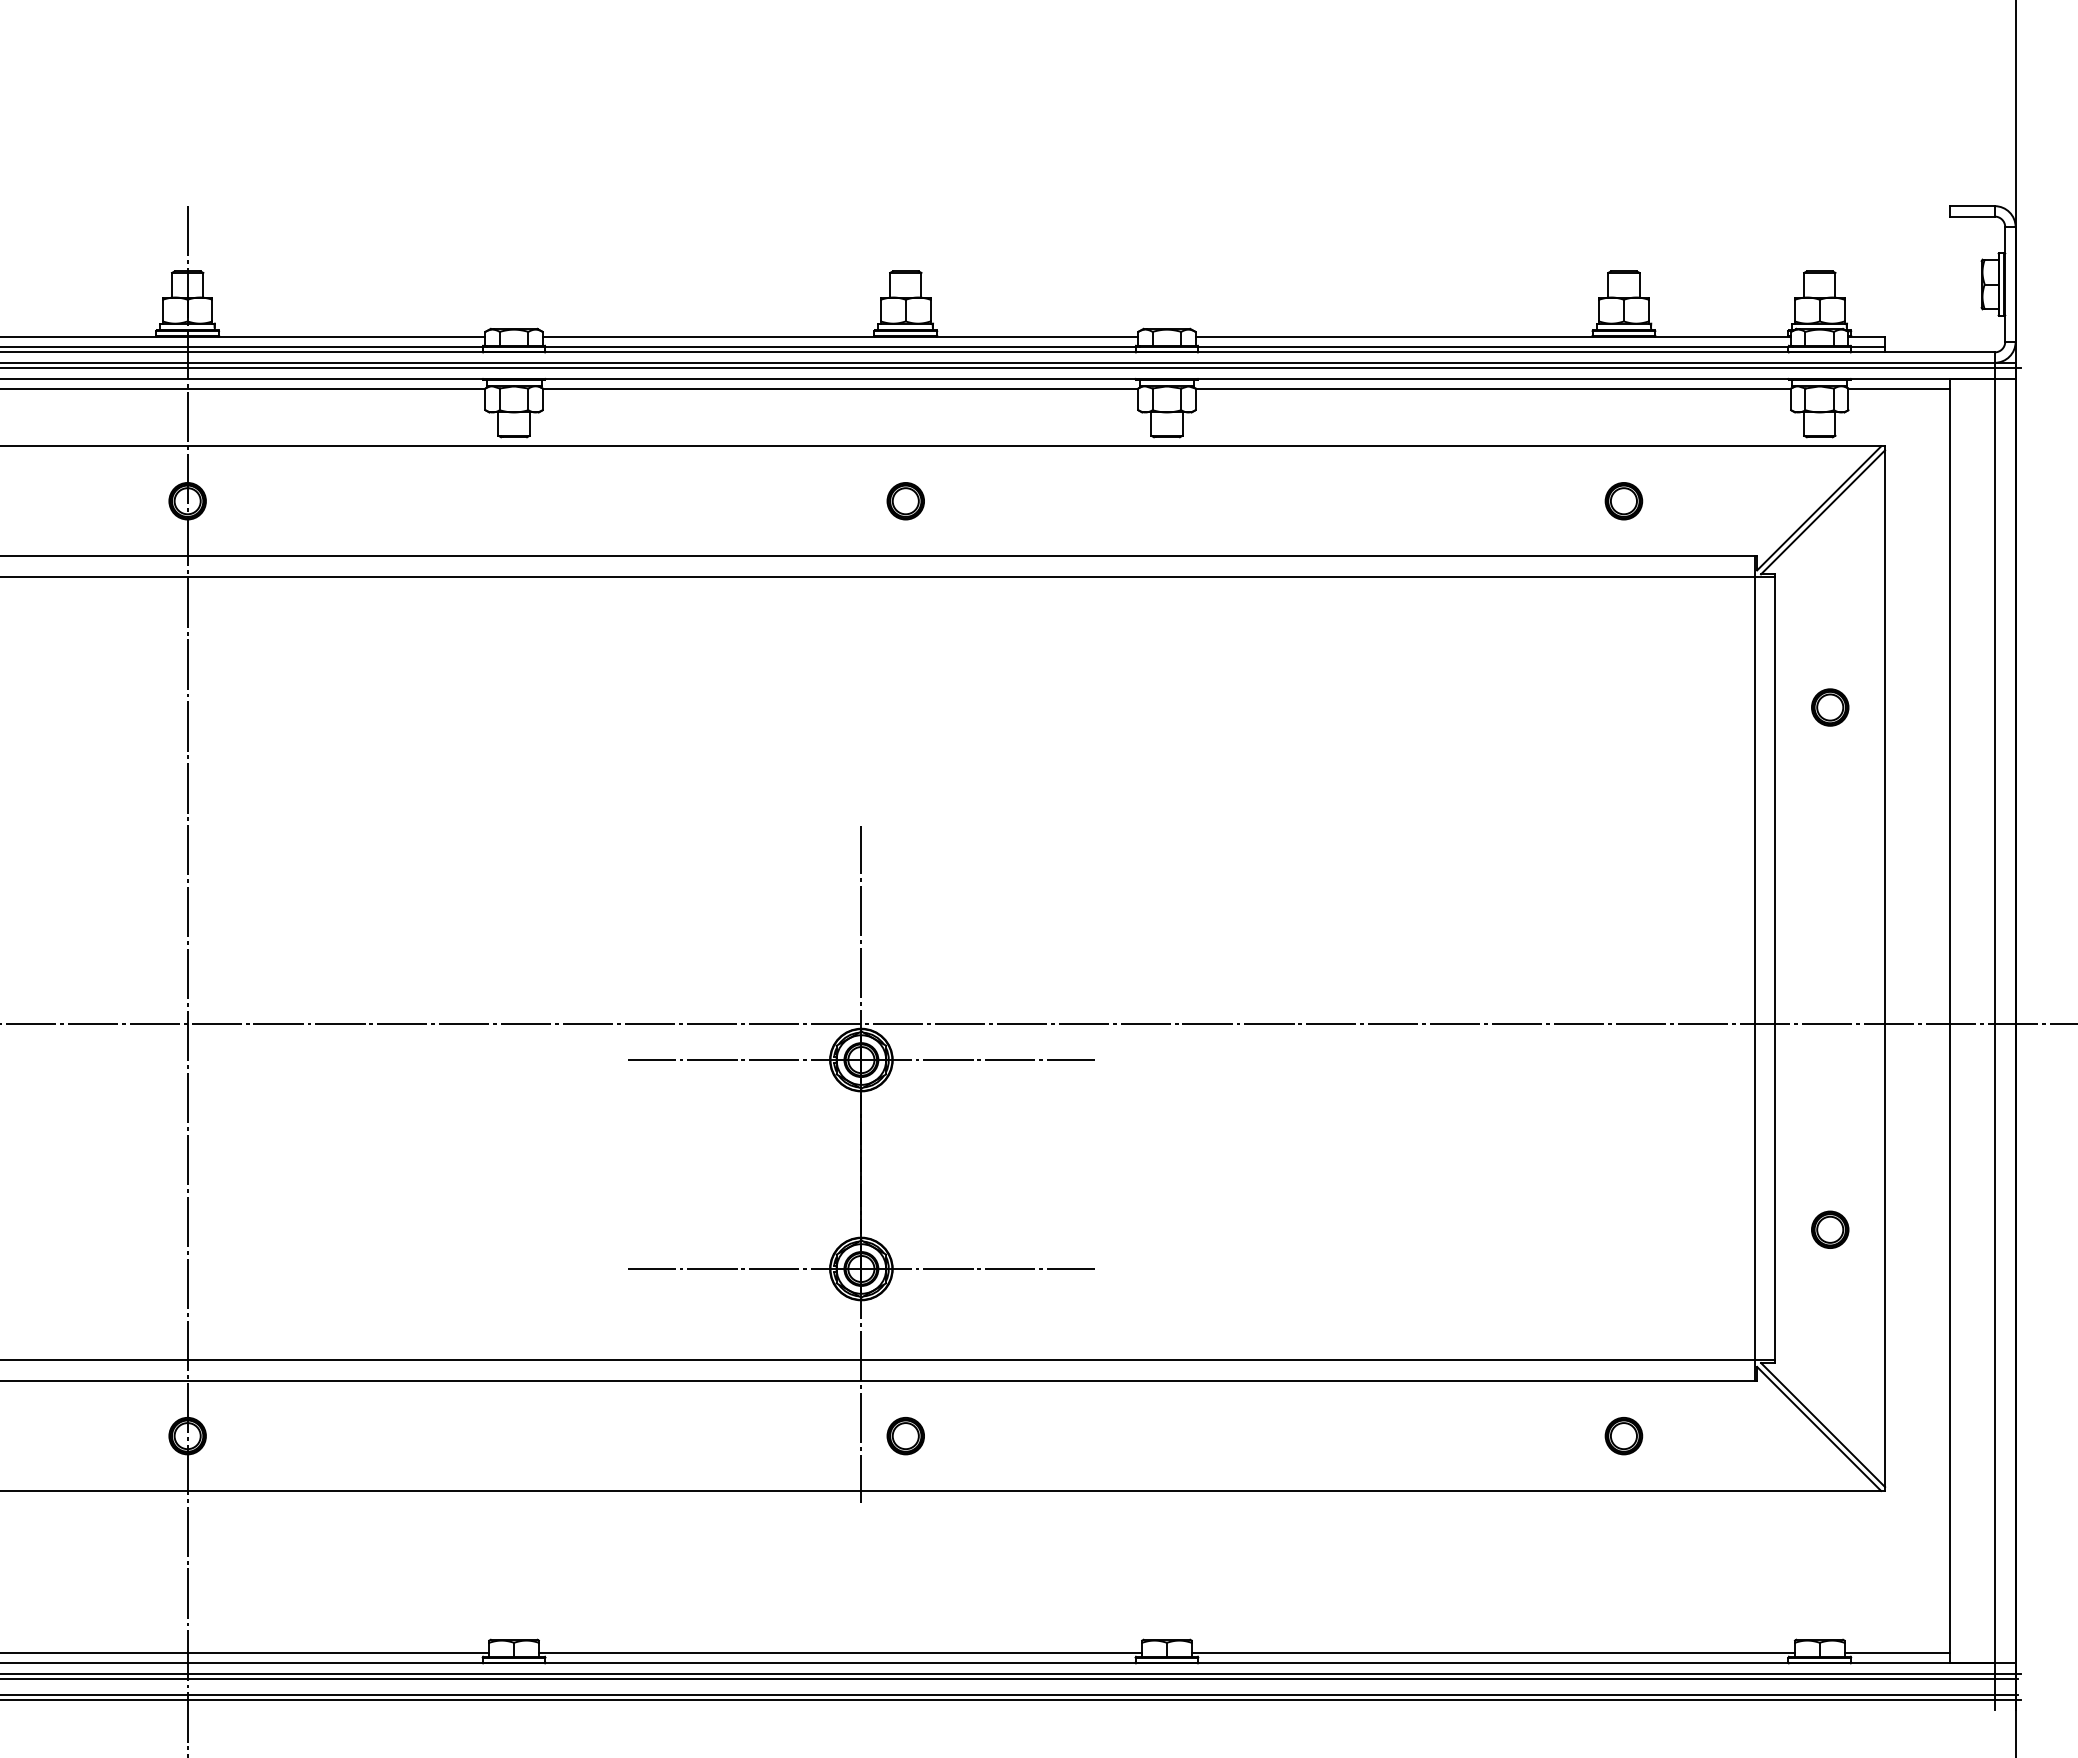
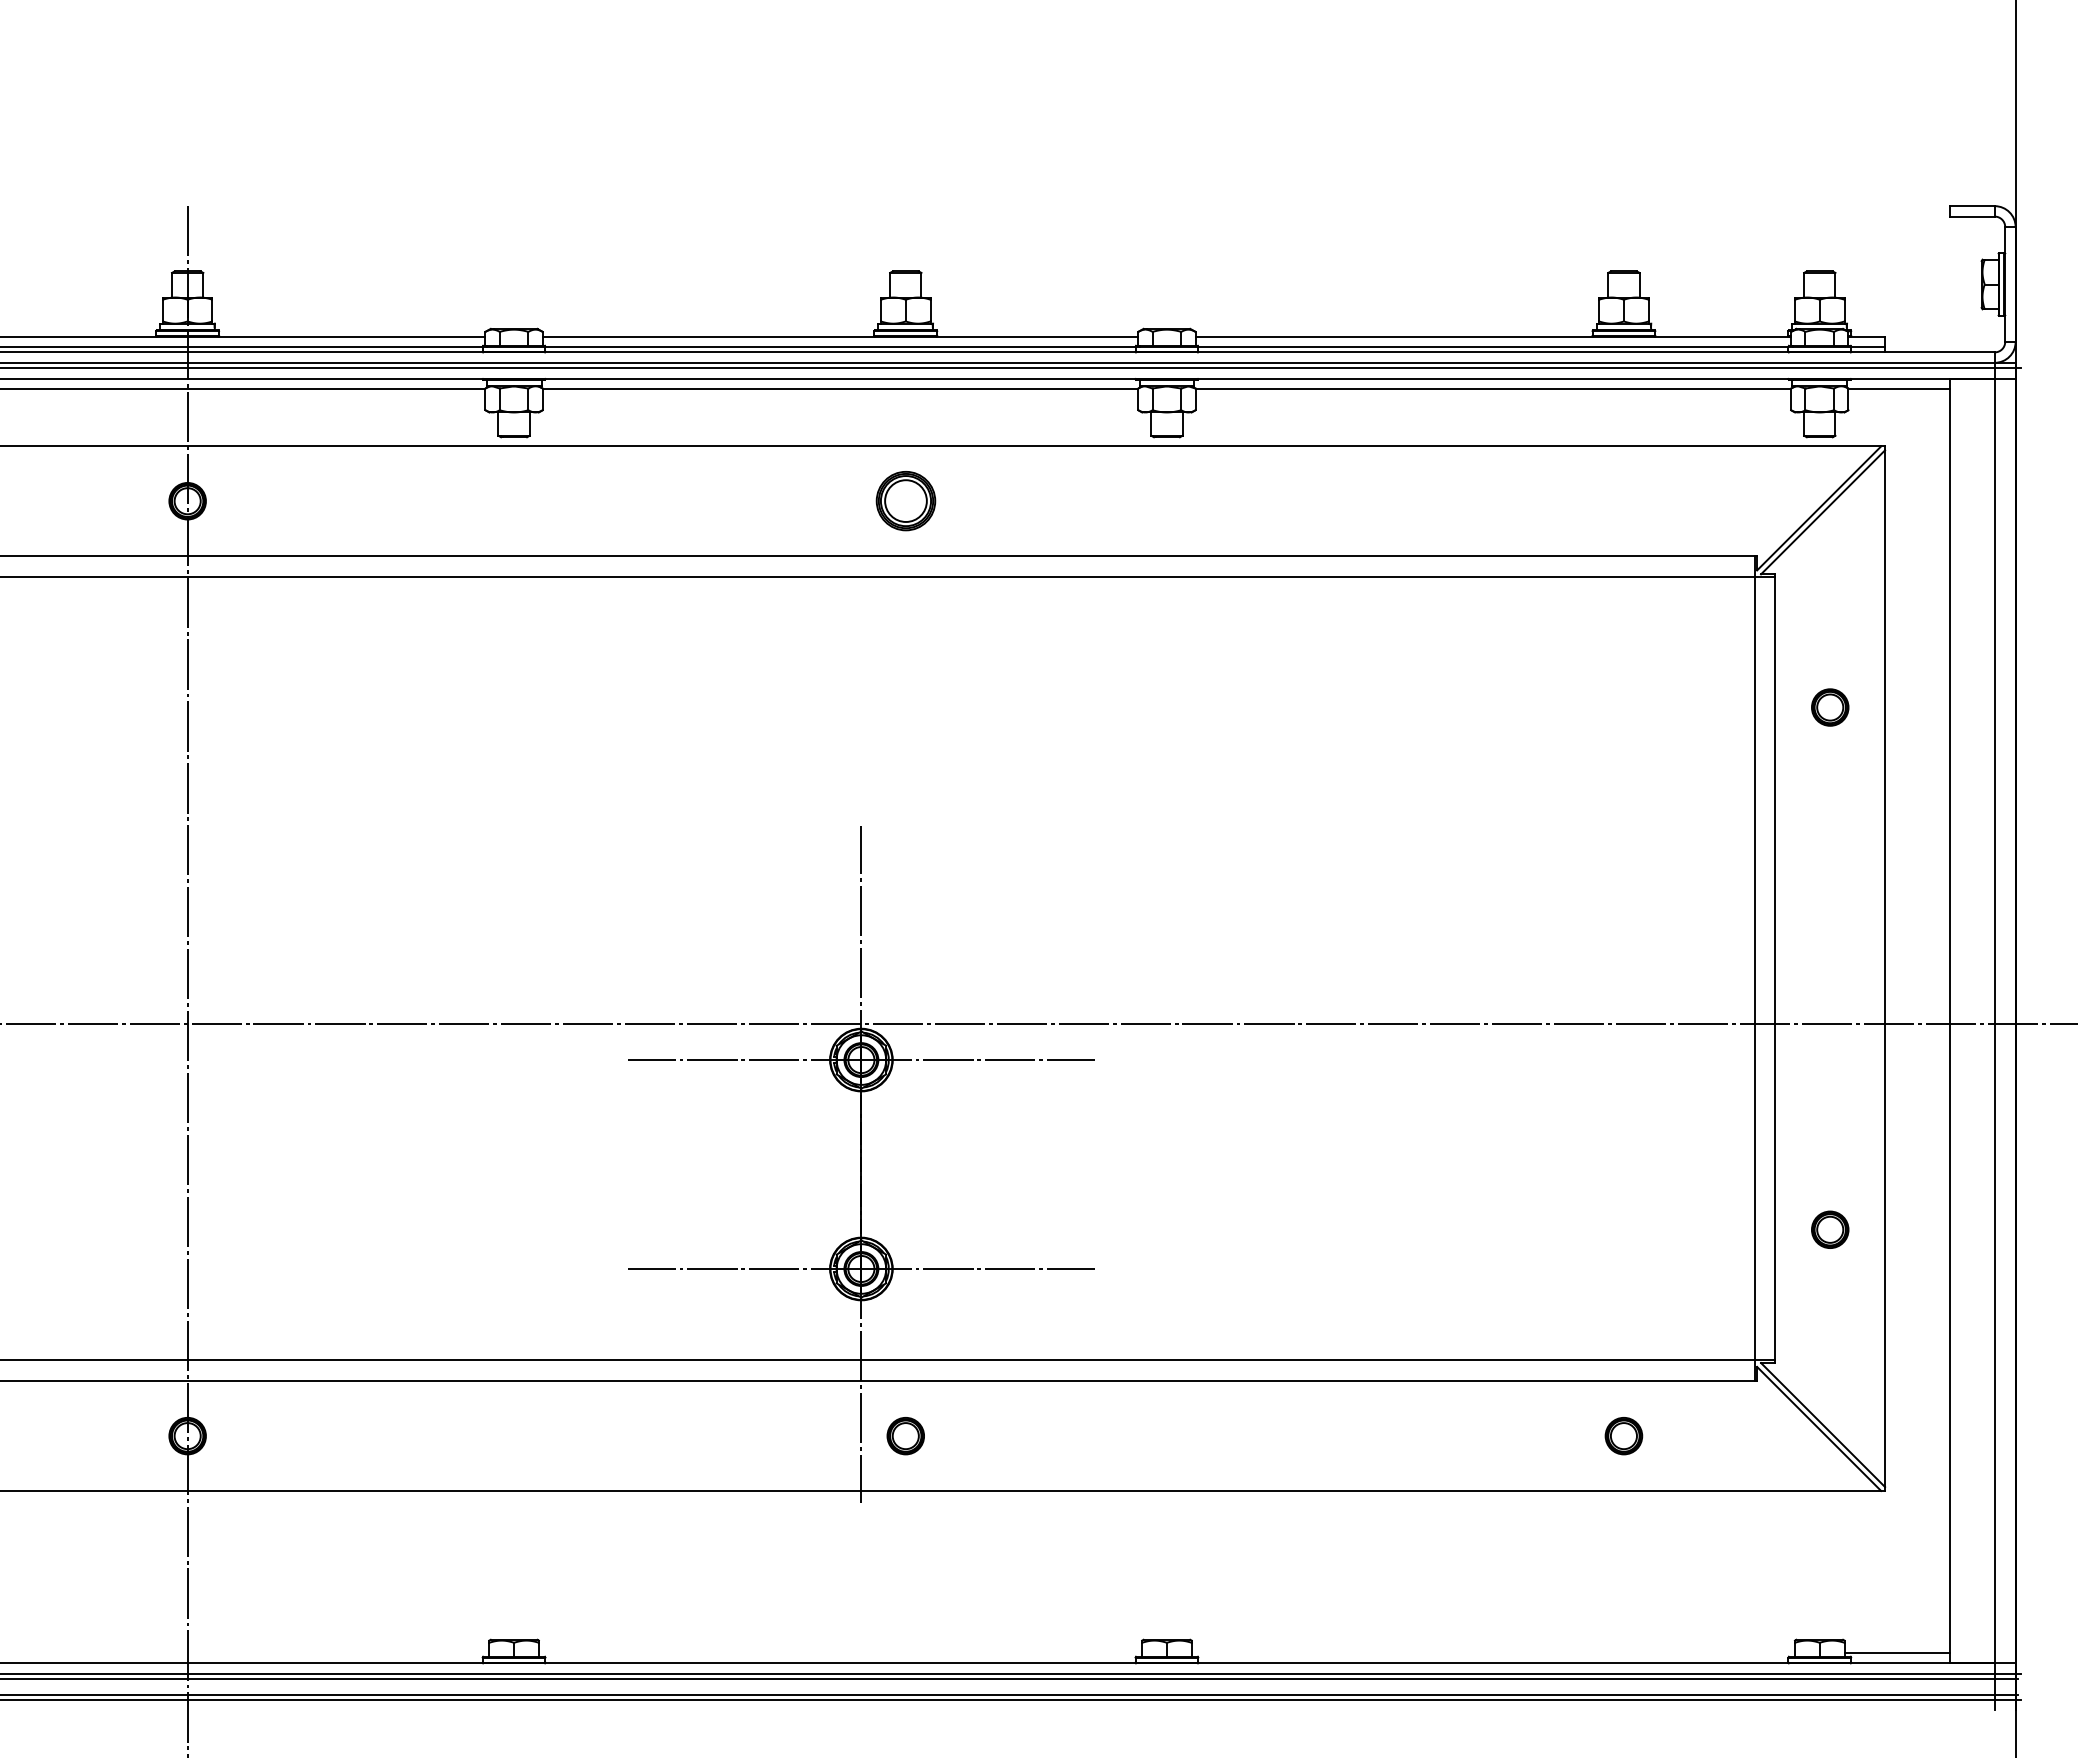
part size: 39x39 px -> 62x61 px (905, 501)
part: present -> none (1623, 501)
line: present -> none (245, 1652)
line: present -> none (840, 1652)
line: present -> none (1492, 1652)
